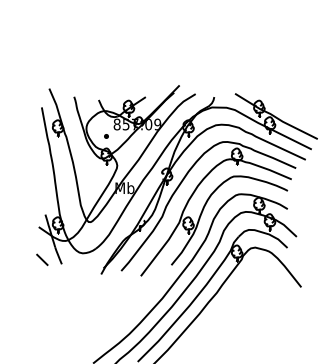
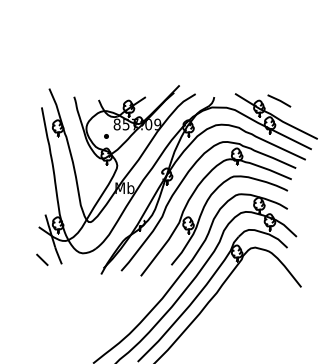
line: none -> present (279, 100)
